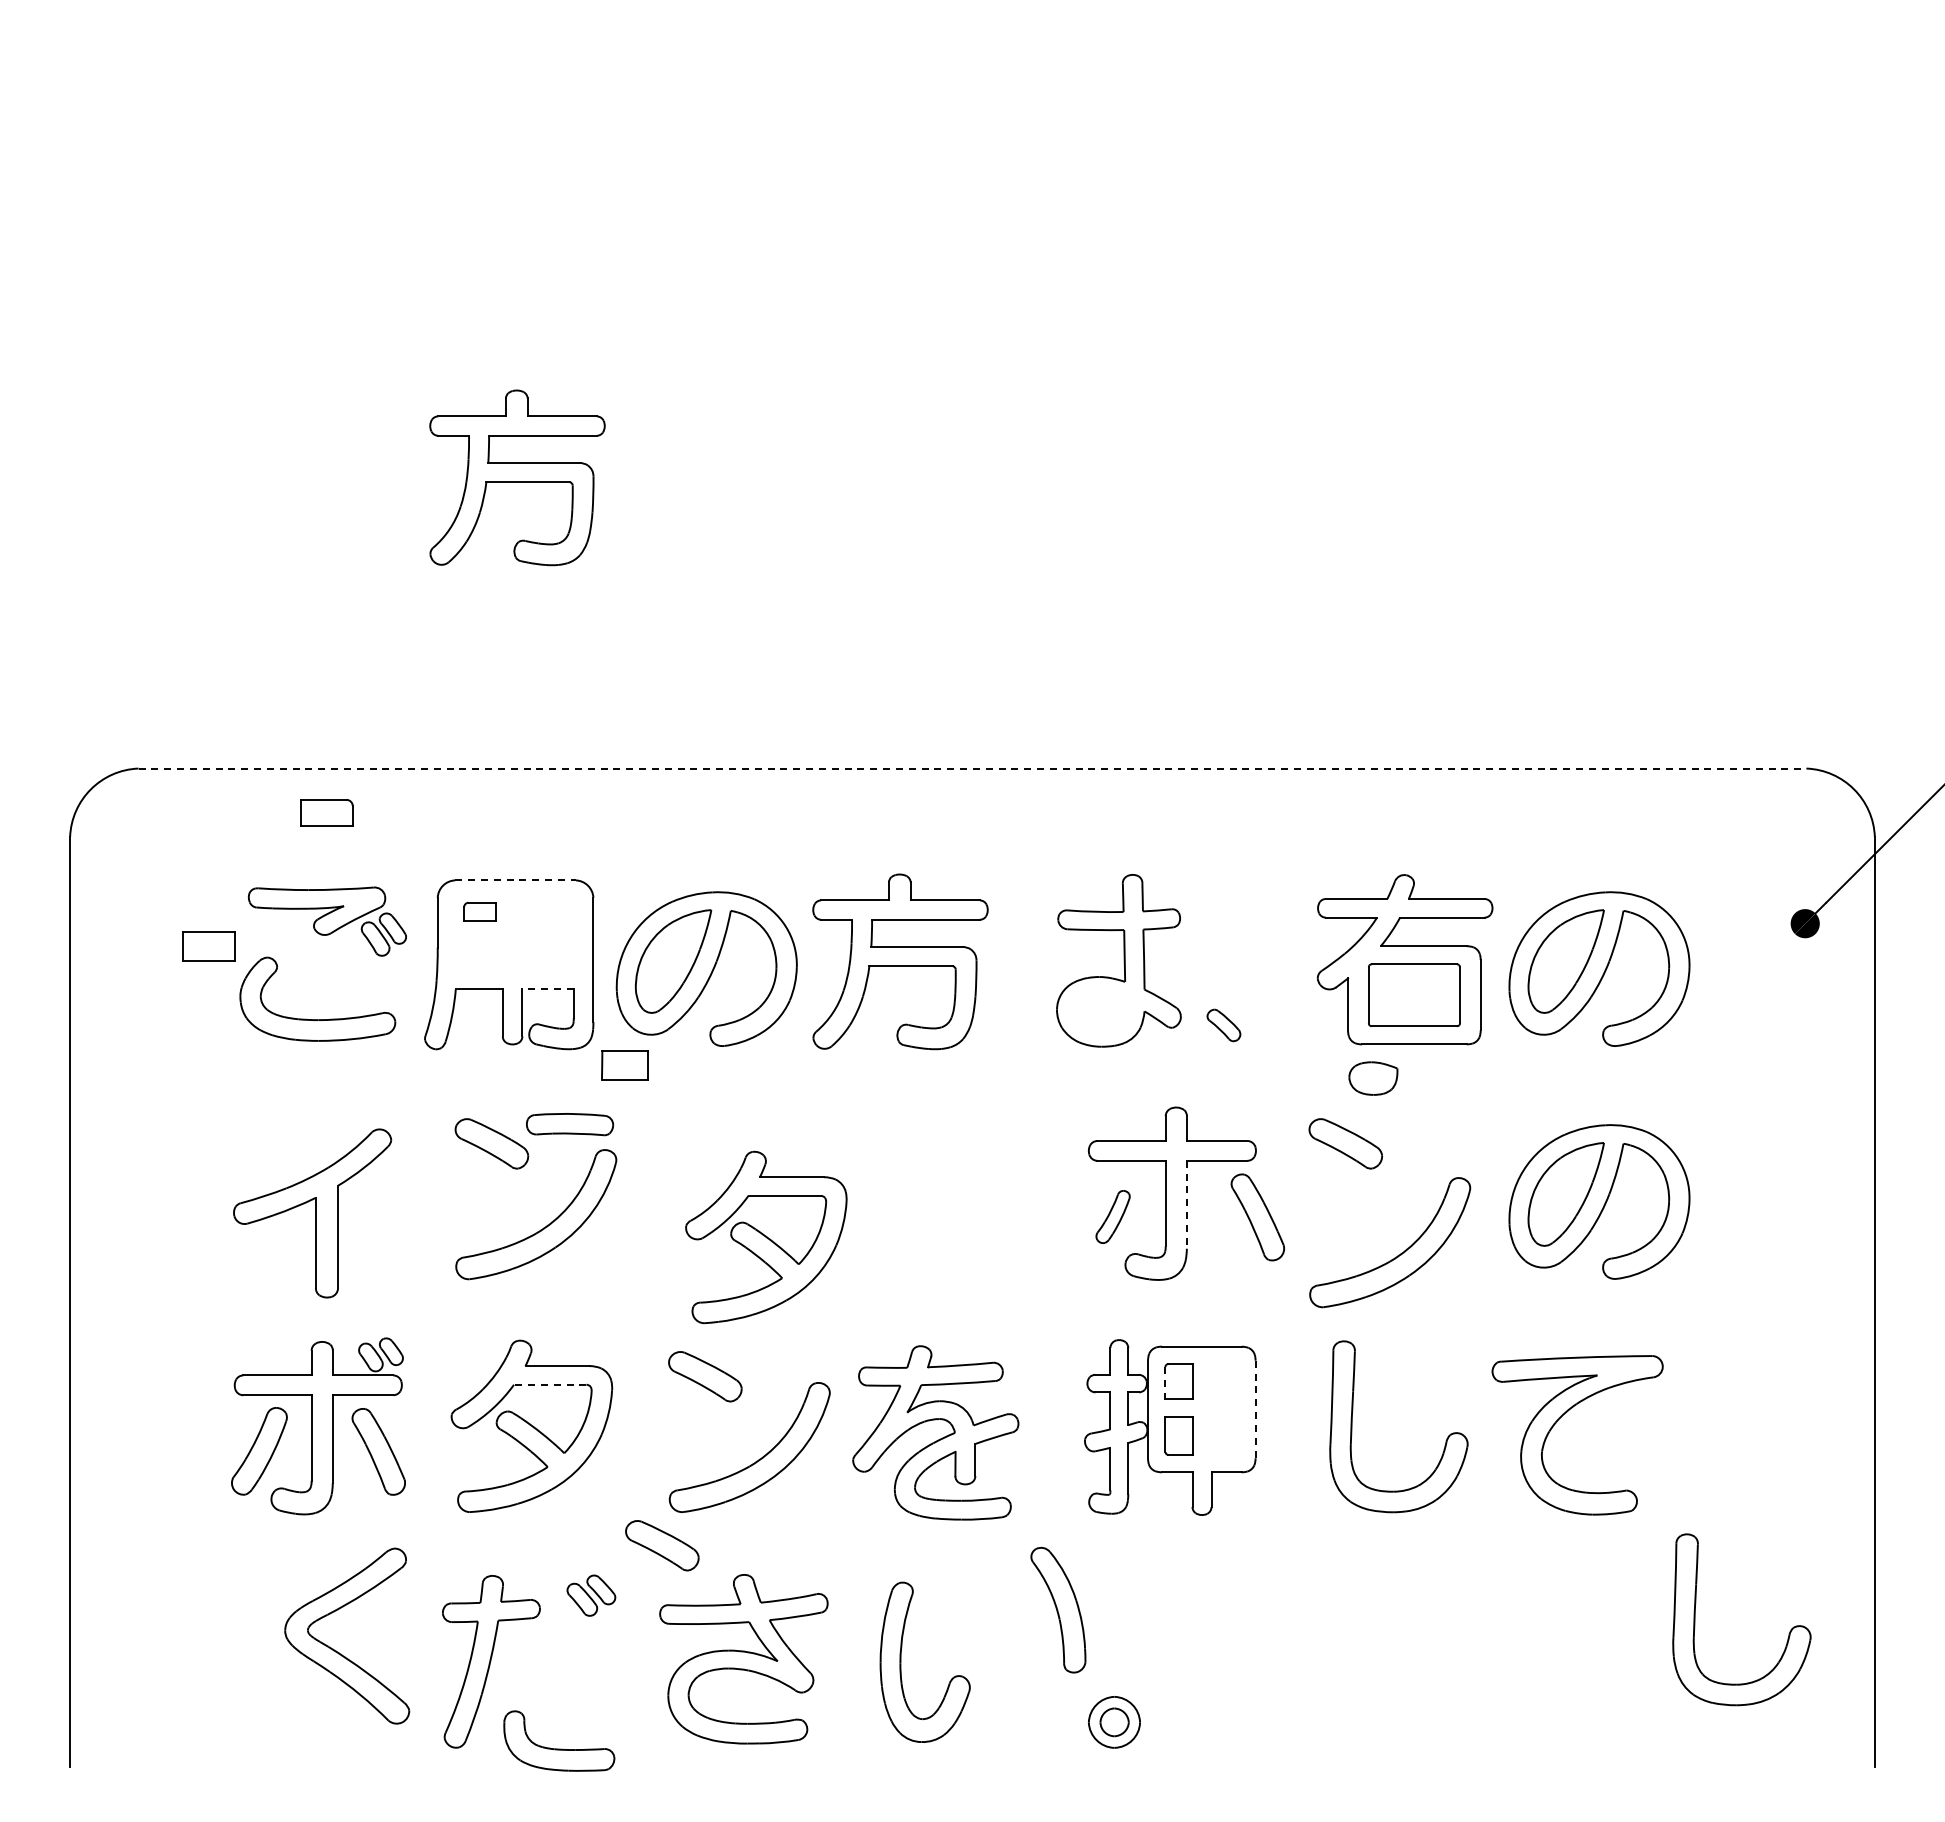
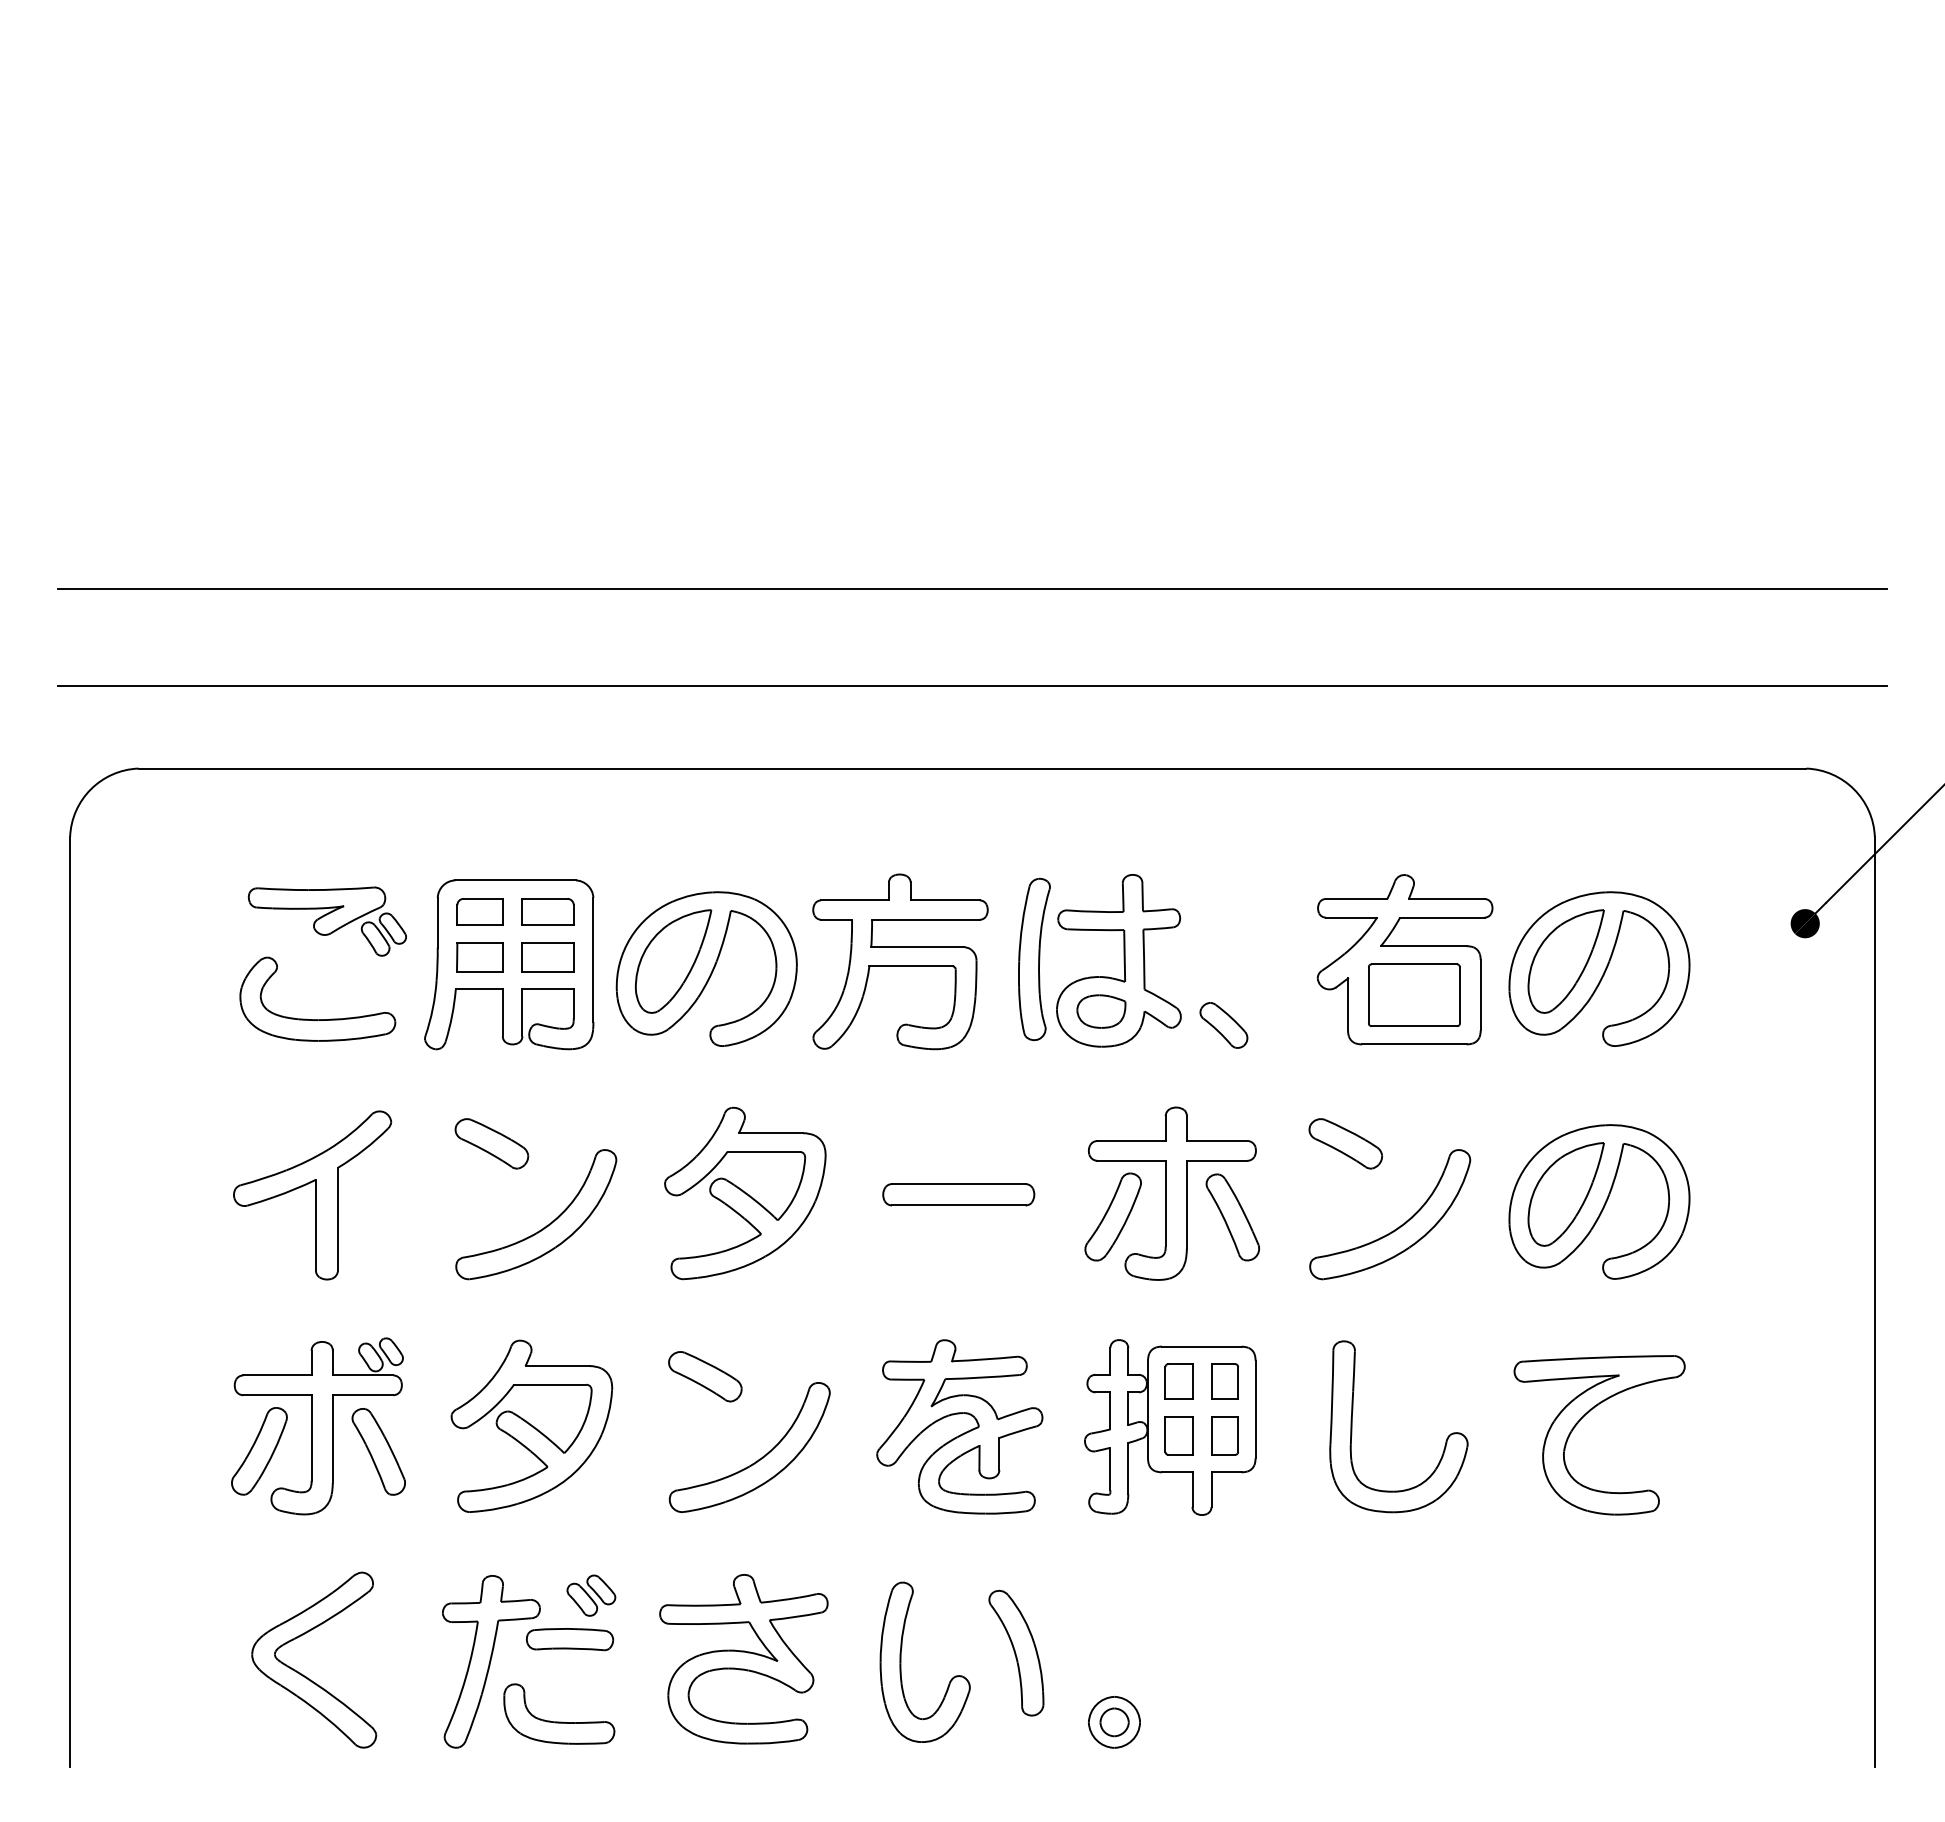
part: present -> none (517, 477)
line: none -> present (972, 588)
line: none -> present (972, 685)
line: dashed -> solid (972, 768)
part position: (326, 812) -> (547, 911) (547, 911)
line: dashed -> solid (516, 880)
part size: 34x20 px -> 48x28 px (479, 911)
part position: (208, 946) -> (547, 957) (547, 957)
part: none -> present (1034, 959)
line: dashed -> solid (548, 989)
part size: 36x35 px -> 50x47 px (1223, 1025)
part position: (624, 1065) -> (479, 957) (479, 957)
part position: (1373, 1078) -> (1101, 1011) (1101, 1011)
part position: (570, 1124) -> (570, 1639) (570, 1639)
part: none -> present (958, 1194)
line: dashed -> solid (1186, 1204)
part position: (312, 1213) -> (312, 1195) (312, 1195)
part size: 36x54 px -> 58x90 px (1112, 1216)
part position: (1257, 1217) -> (1232, 1217) (1232, 1217)
part position: (766, 1237) -> (745, 1193) (745, 1193)
part position: (1398, 1254) -> (1398, 1226) (1398, 1226)
part: none -> present (1224, 1381)
line: dashed -> solid (1165, 1382)
line: dashed -> solid (549, 1384)
line: dashed -> solid (1255, 1409)
part position: (1557, 1422) -> (1579, 1422) (1579, 1422)
part: none -> present (1224, 1435)
part position: (938, 1439) -> (962, 1433) (962, 1433)
part: present -> none (662, 1545)
part position: (1058, 1609) -> (1016, 1652) (1016, 1652)
part: present -> none (1695, 1619)
part position: (336, 1650) -> (303, 1674) (303, 1674)
part position: (559, 1748) -> (559, 1721) (559, 1721)
